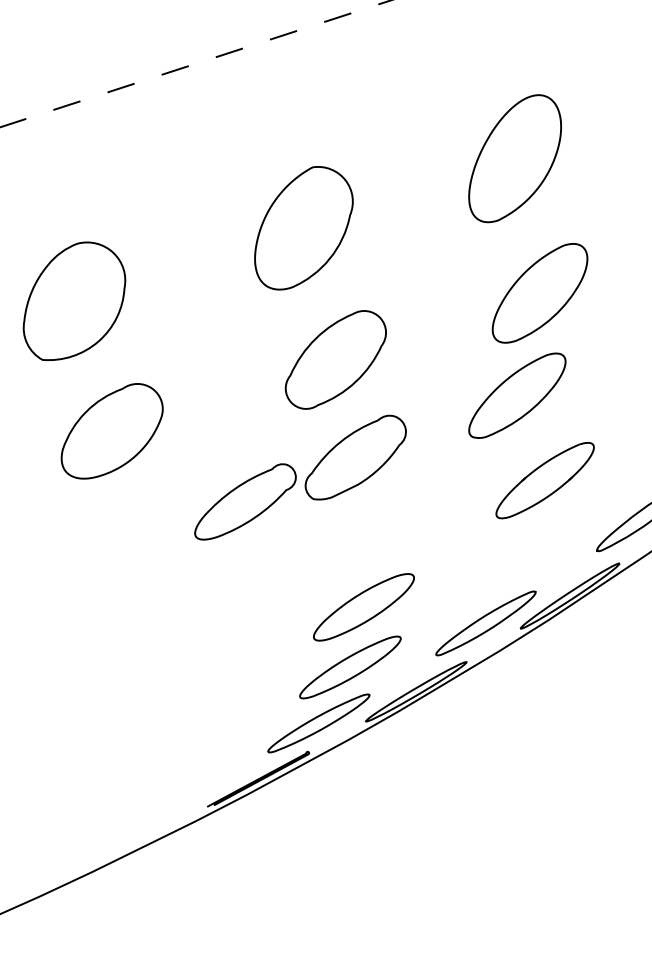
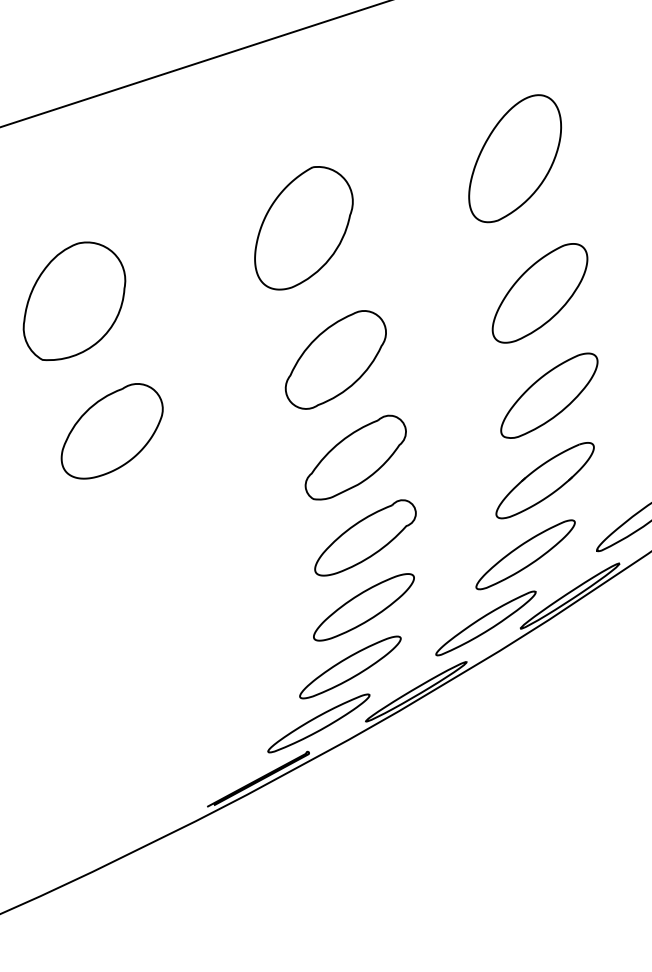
line: dashed -> solid (195, 63)
part position: (517, 395) -> (549, 395) (549, 395)
part position: (245, 501) -> (365, 537) (365, 537)
part: none -> present (525, 554)
